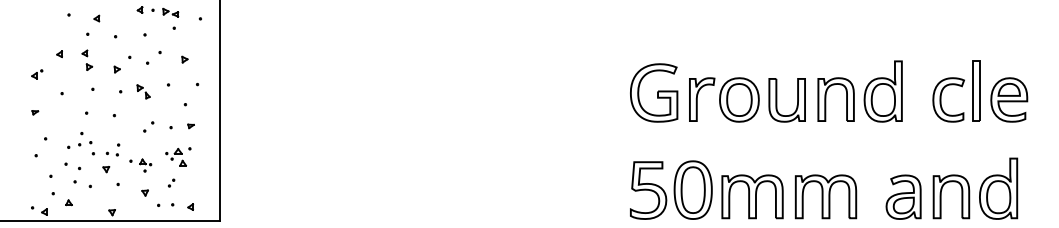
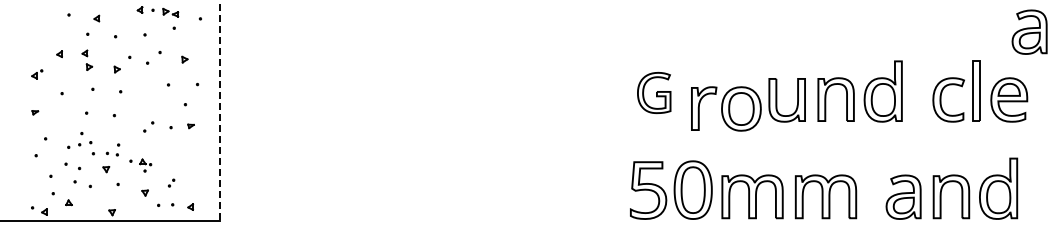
part: none -> present (1029, 31)
part: present -> none (143, 91)
part size: 49x60 px -> 35x42 px (654, 92)
part position: (724, 99) -> (726, 108) (726, 108)
line: solid -> dashed (219, 111)
part: present -> none (178, 156)
